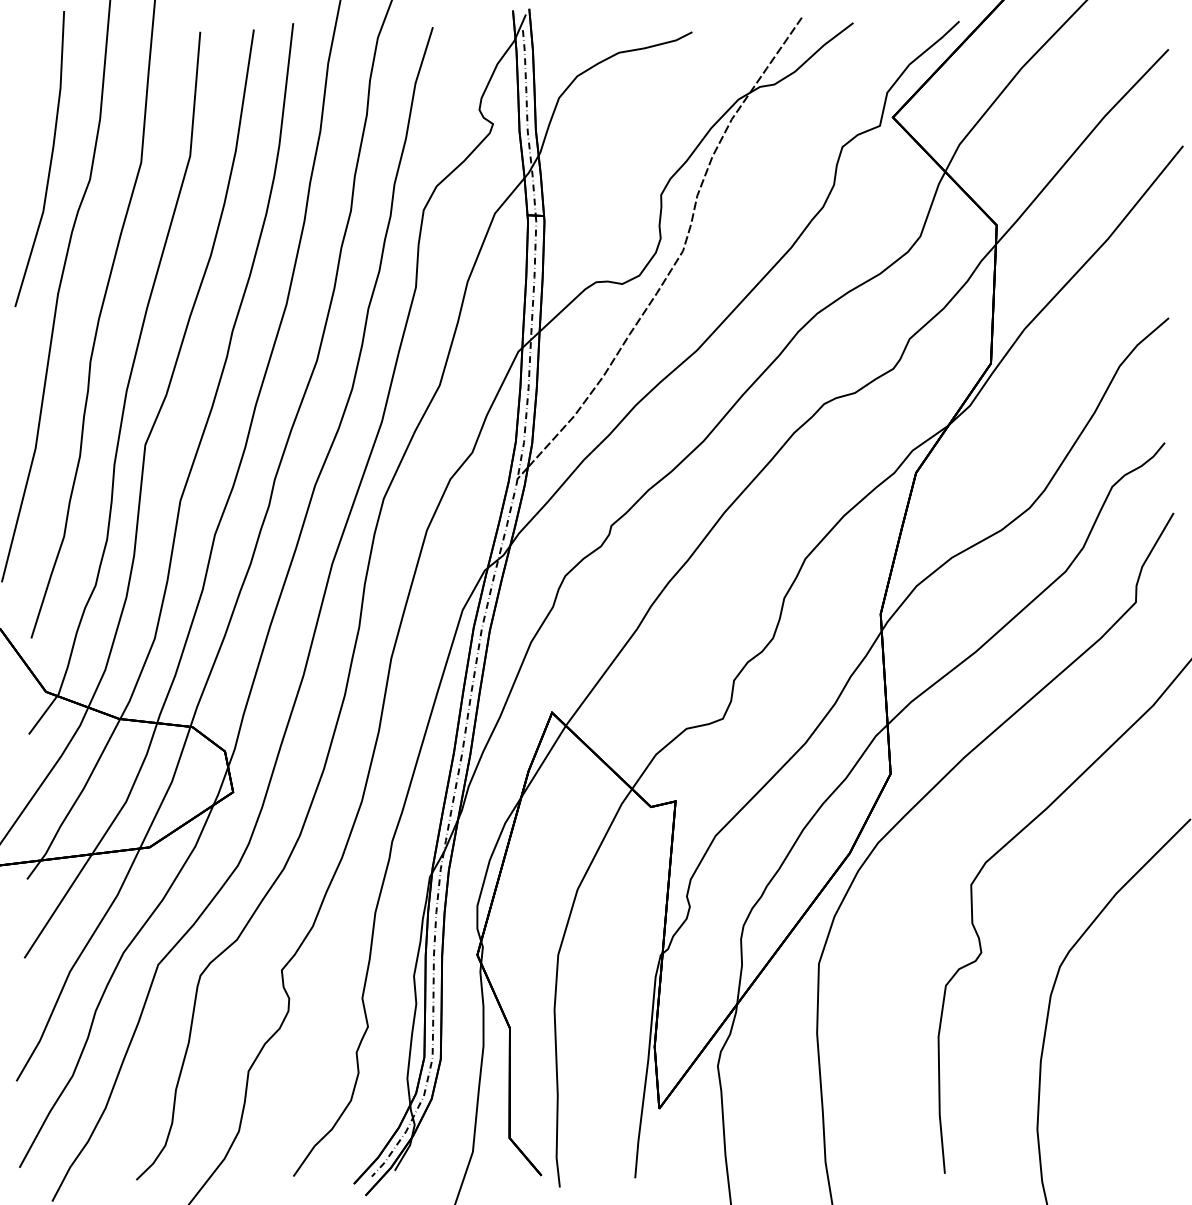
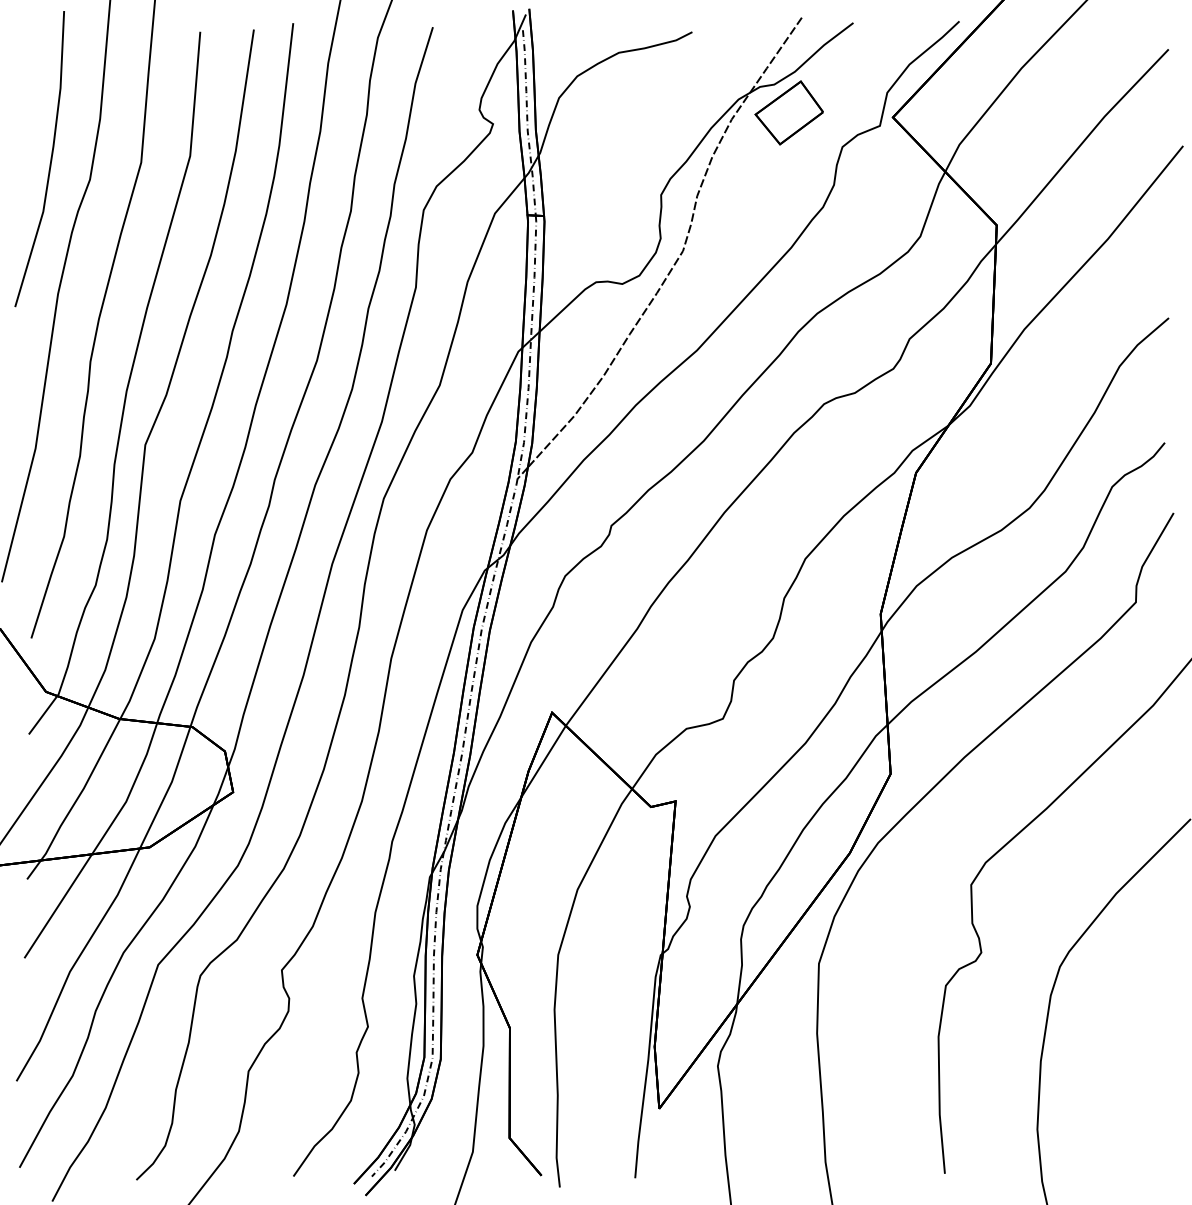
part: none -> present (788, 112)
